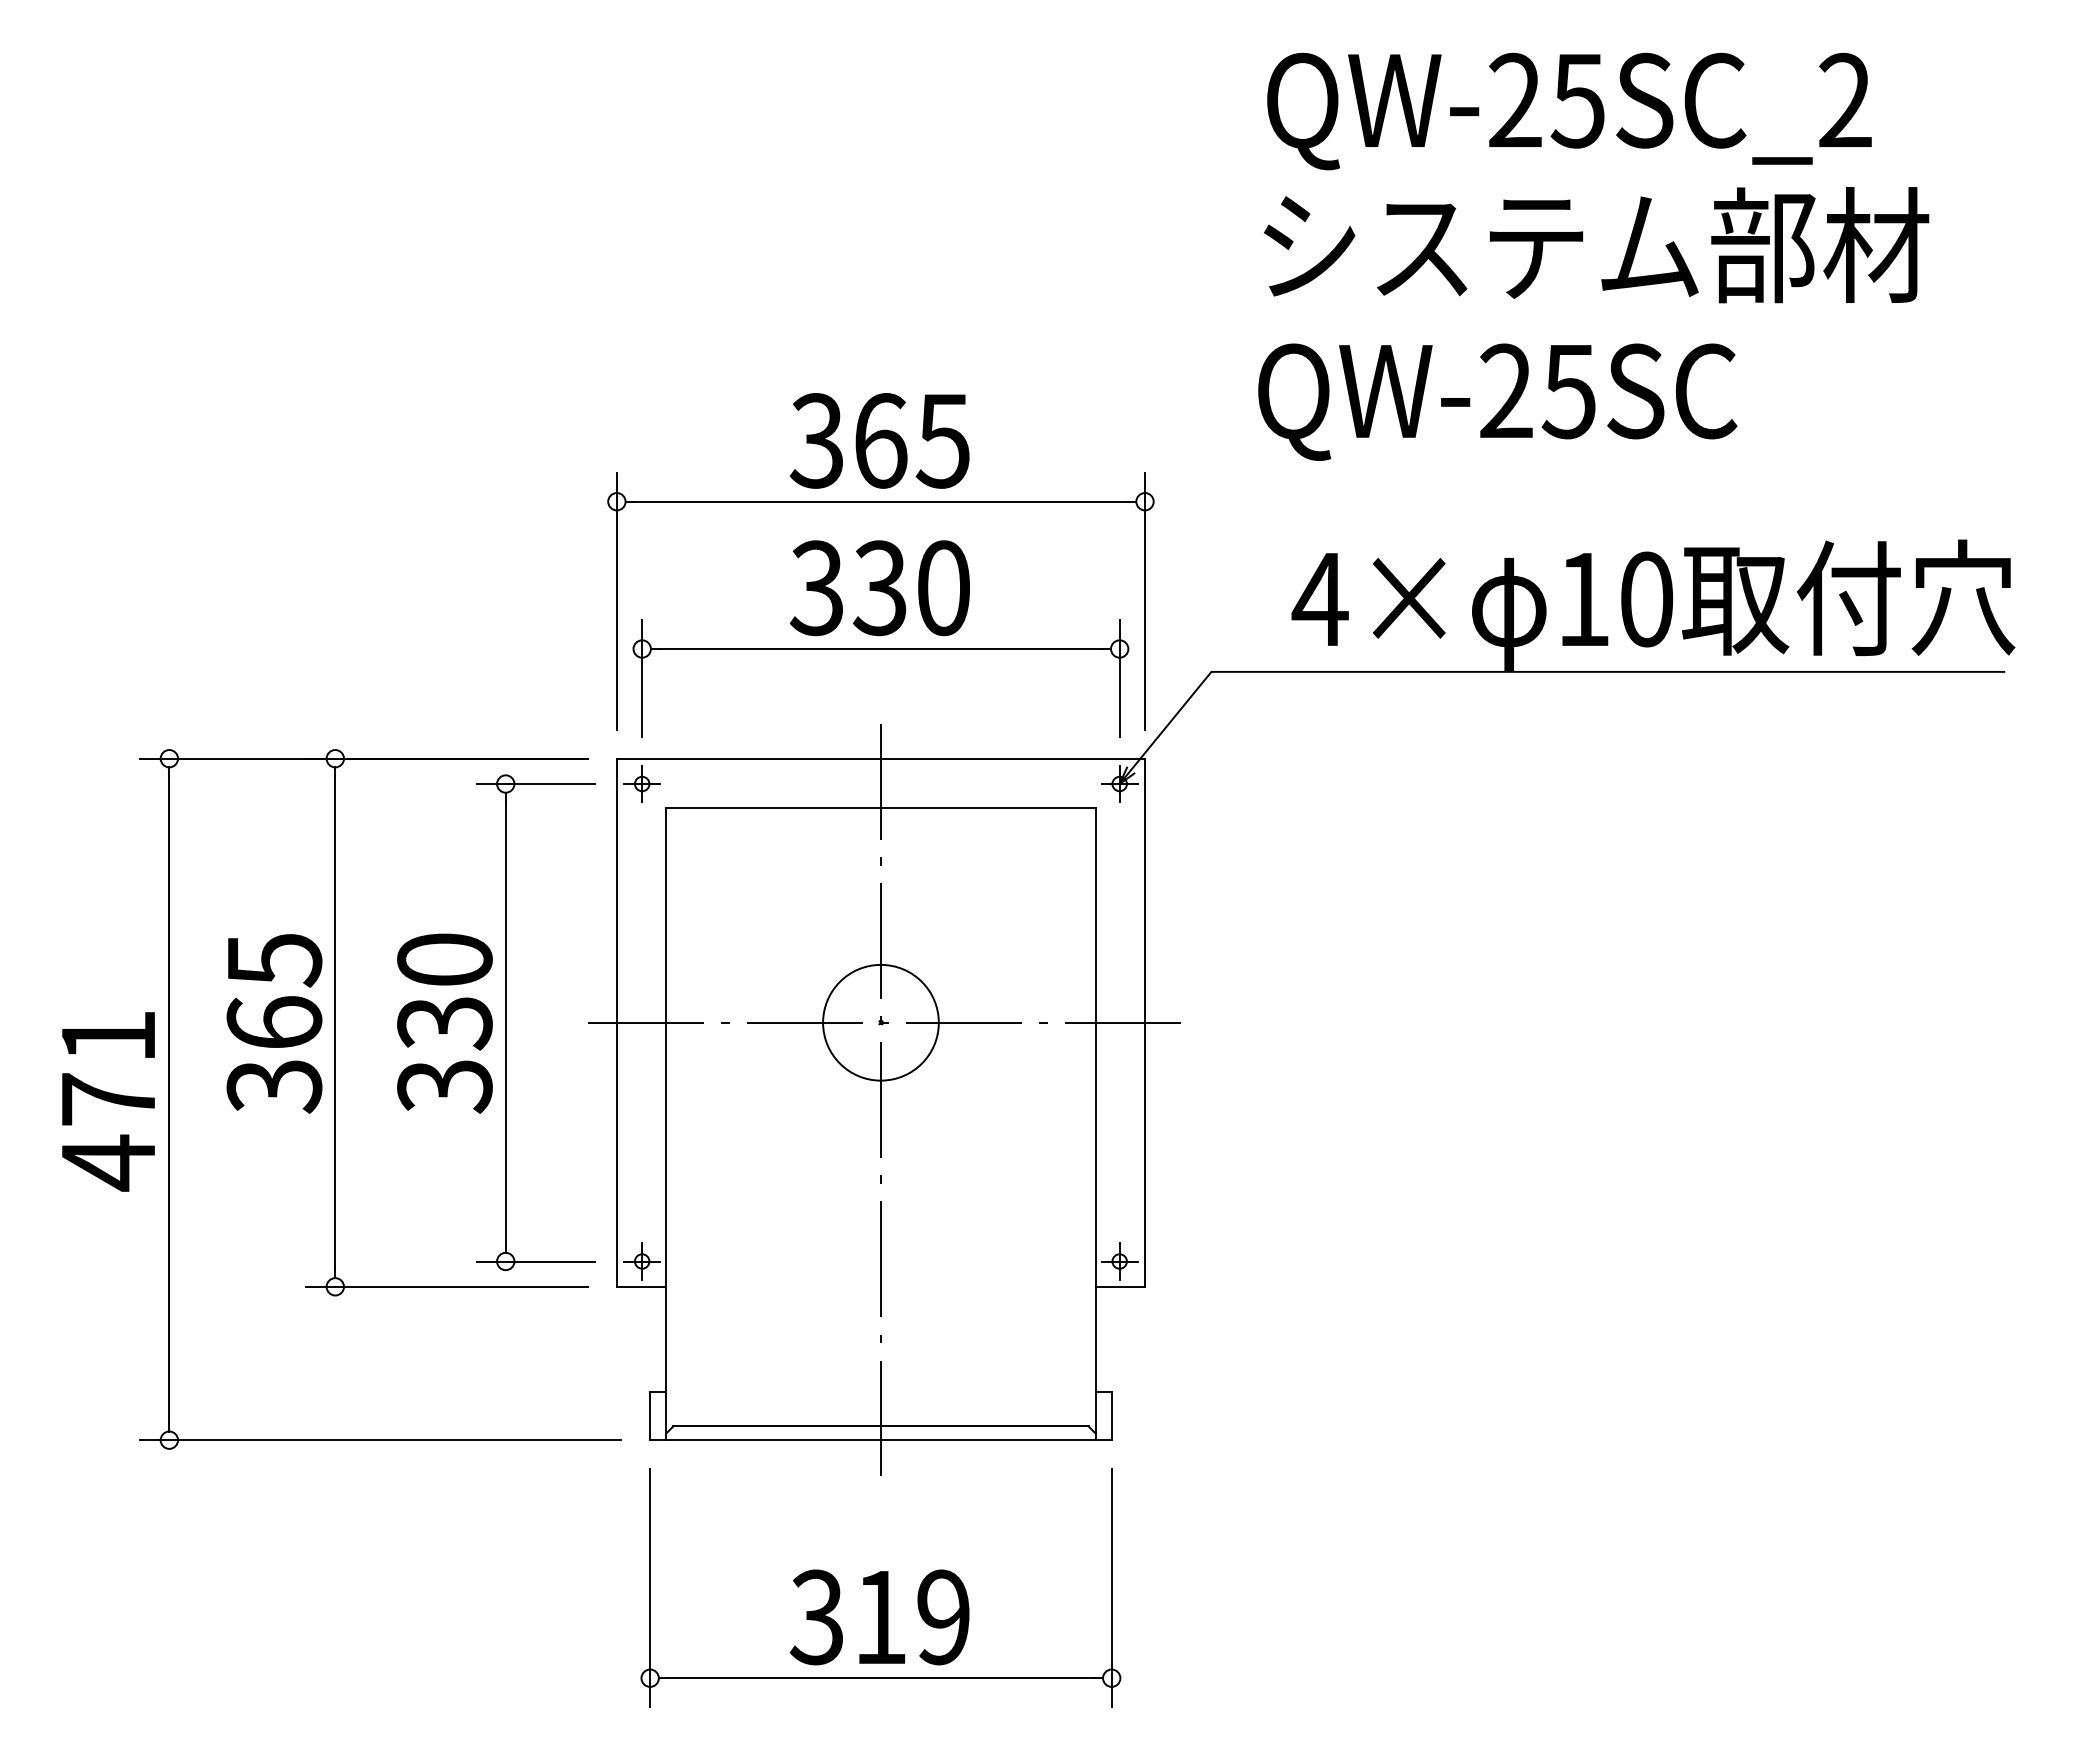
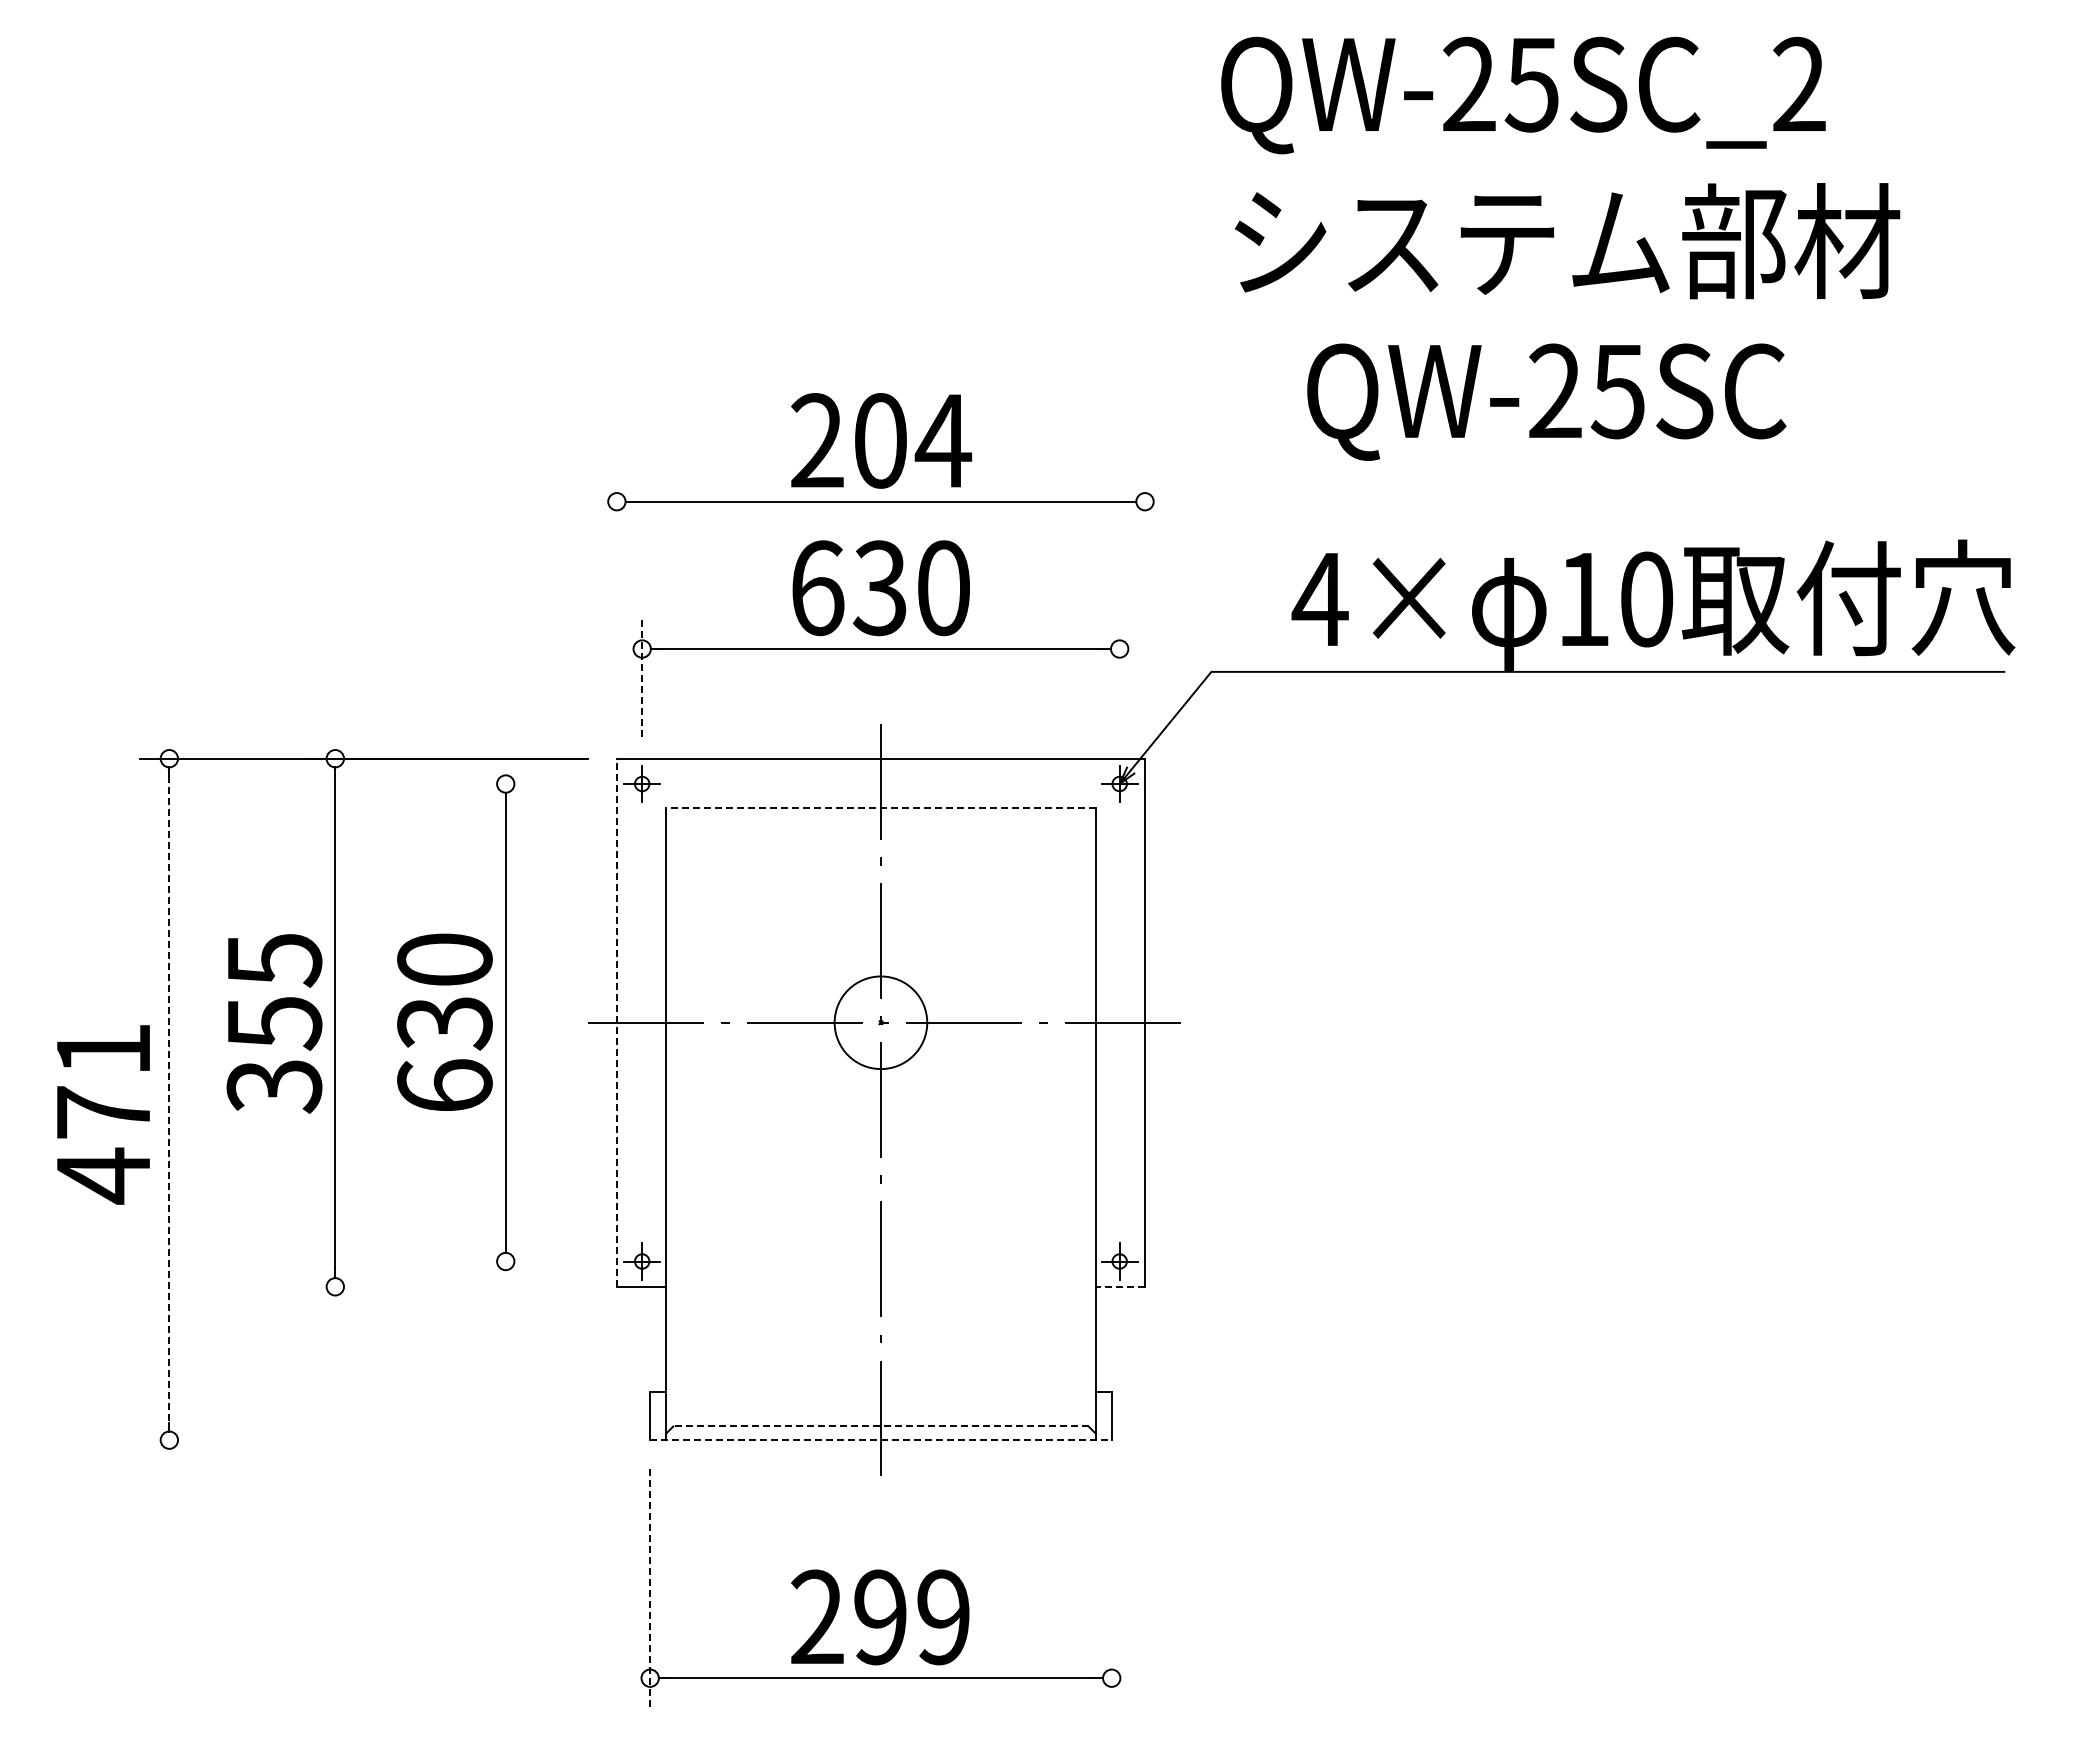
text position: (1569, 111) -> (1523, 95) (1523, 95)
text position: (1596, 245) -> (1567, 241) (1567, 241)
text position: (1497, 401) -> (1546, 401) (1546, 401)
text: 365 -> 204 (880, 440)
text: 330 -> 630 (816, 588)
line: present -> none (616, 600)
line: present -> none (1145, 600)
line: solid -> dashed (642, 678)
line: present -> none (1119, 678)
line: present -> none (535, 784)
line: solid -> dashed (880, 807)
line: solid -> dashed (616, 1022)
circle diameter: 116 px -> 93 px (880, 1022)
text: 365 -> 355 (274, 1023)
text: 330 -> 630 (444, 1086)
line: solid -> dashed (169, 1099)
text position: (108, 1101) -> (103, 1114) (103, 1114)
line: present -> none (535, 1261)
line: present -> none (446, 1286)
line: solid -> dashed (1120, 1286)
line: solid -> dashed (880, 1426)
line: present -> none (380, 1440)
line: solid -> dashed (880, 1440)
line: solid -> dashed (650, 1588)
line: present -> none (1111, 1588)
text: 319 -> 299 (847, 1617)
